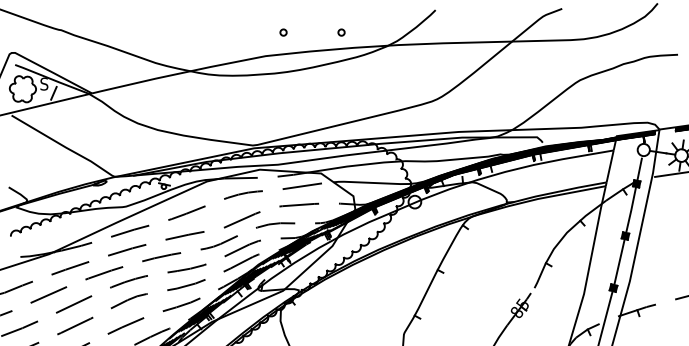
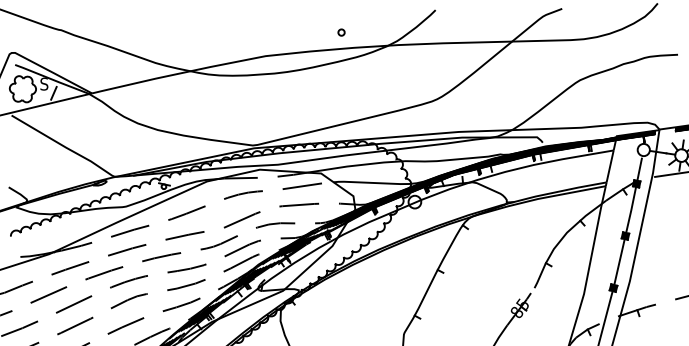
part: present -> none (283, 32)
